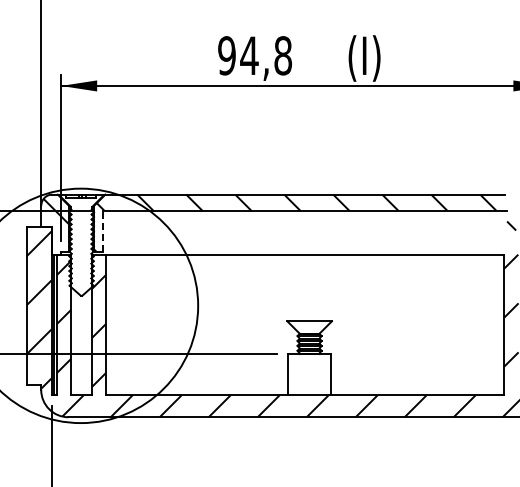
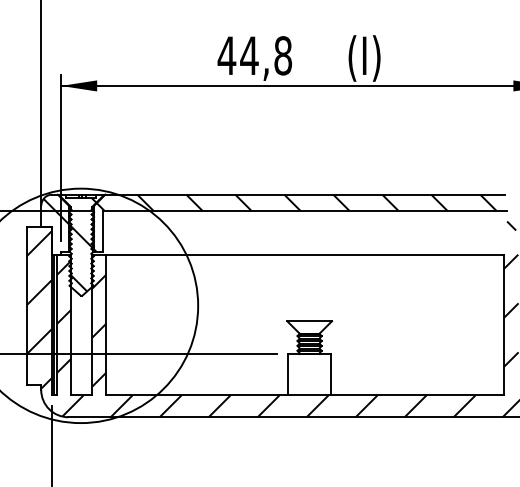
text: 94,8 -> 44,8 (226, 55)
line: dashed -> solid (103, 230)
hatch: none -> present (83, 244)
